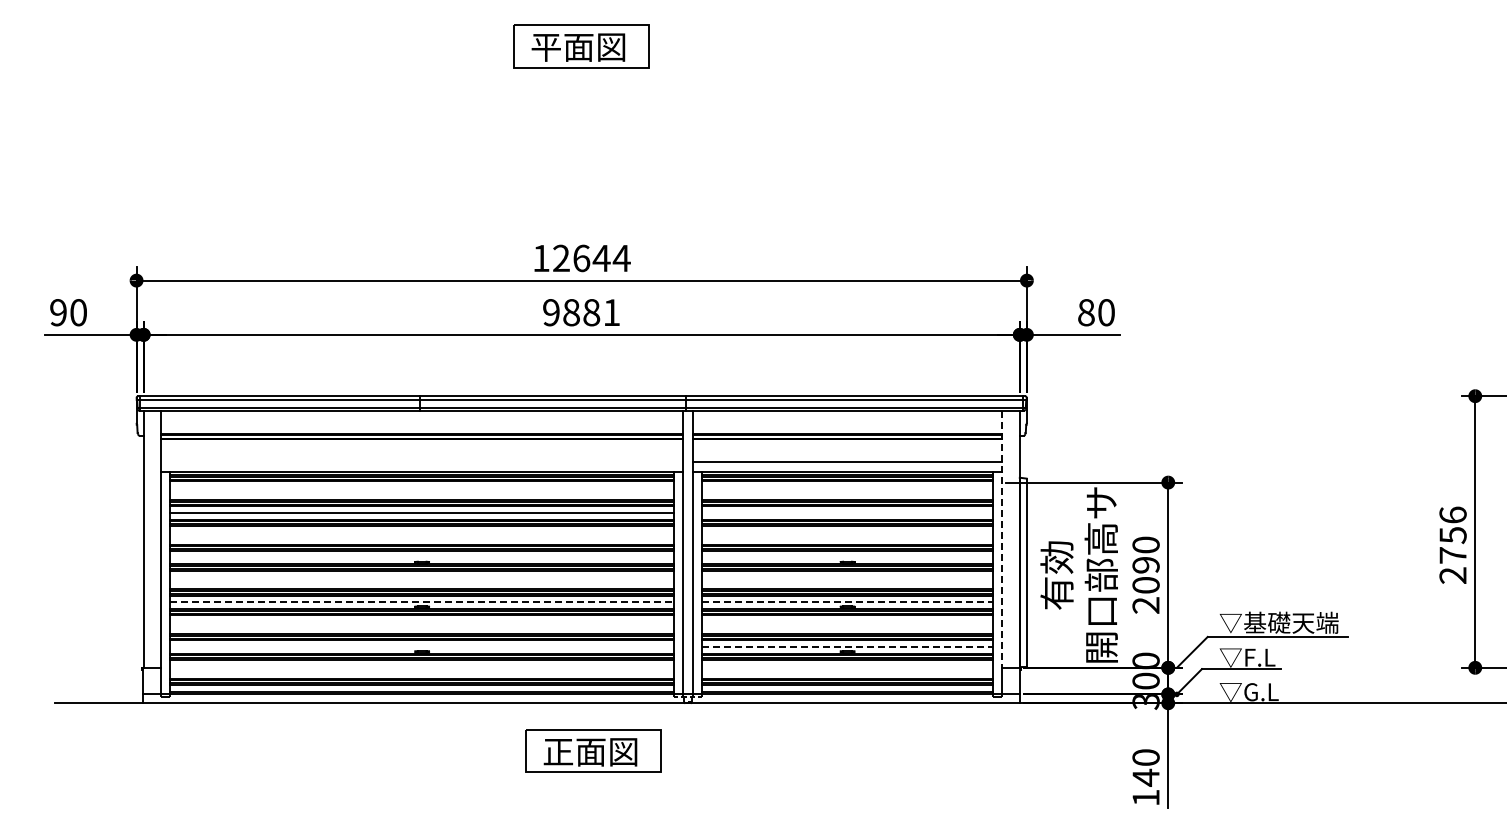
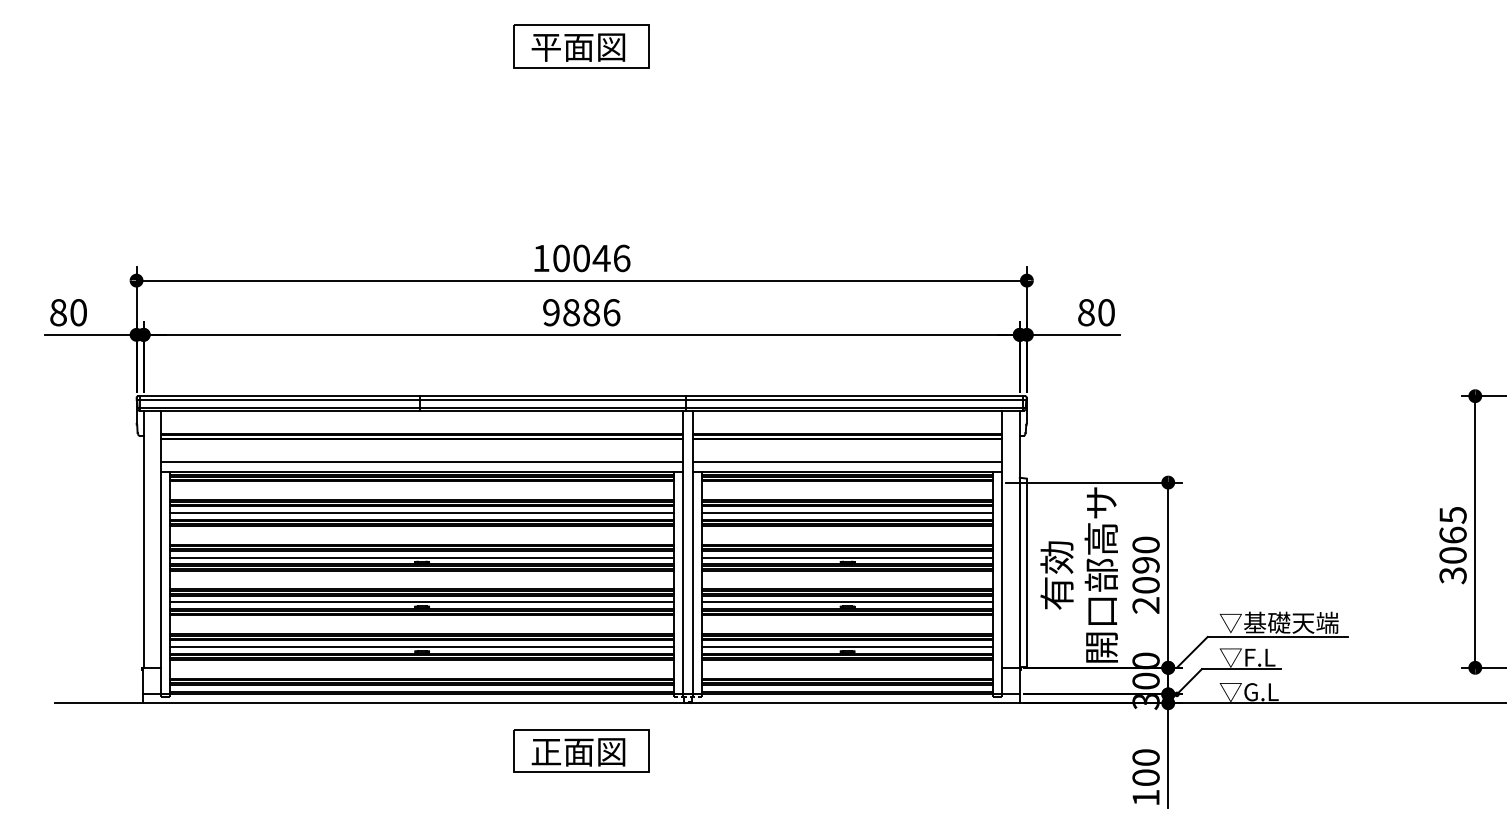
text: 12644 -> 10046 (591, 258)
text: 90 -> 80 (58, 312)
text: 9881 -> 9886 (612, 312)
line: none -> present (421, 461)
line: none -> present (847, 513)
line: dashed -> solid (1001, 539)
text: 2756 -> 3065 (1452, 545)
line: none -> present (422, 557)
line: none -> present (847, 557)
line: dashed -> solid (422, 602)
line: dashed -> solid (847, 602)
line: none -> present (422, 647)
line: dashed -> solid (847, 647)
part position: (593, 750) -> (581, 750) (581, 750)
text: 140 -> 100 (1145, 777)
